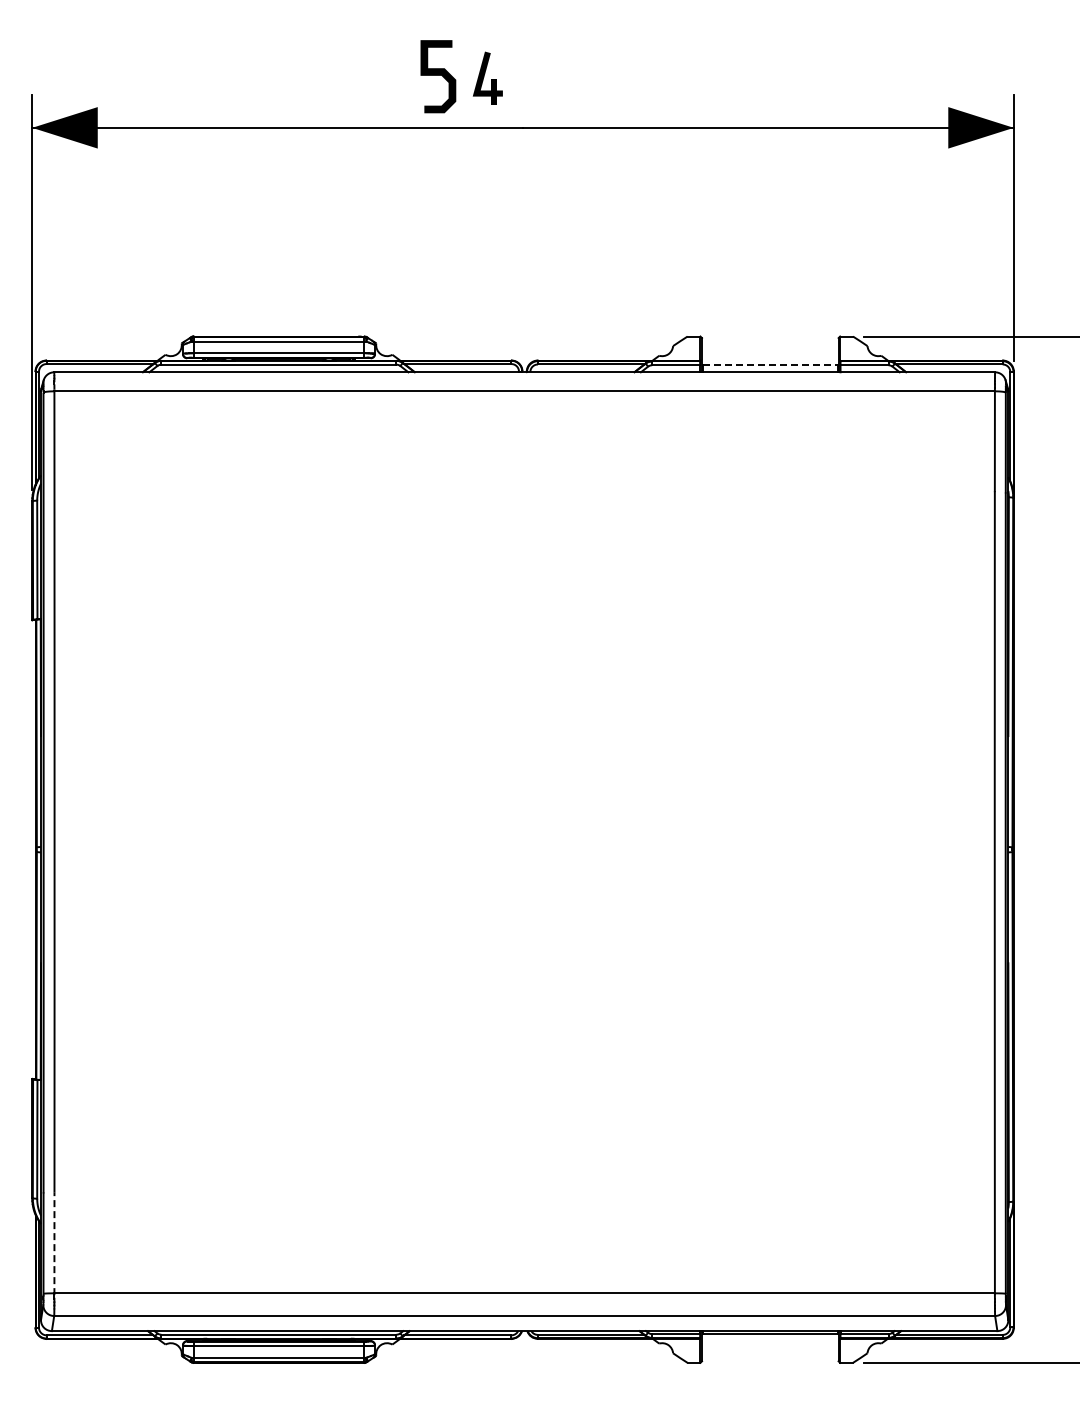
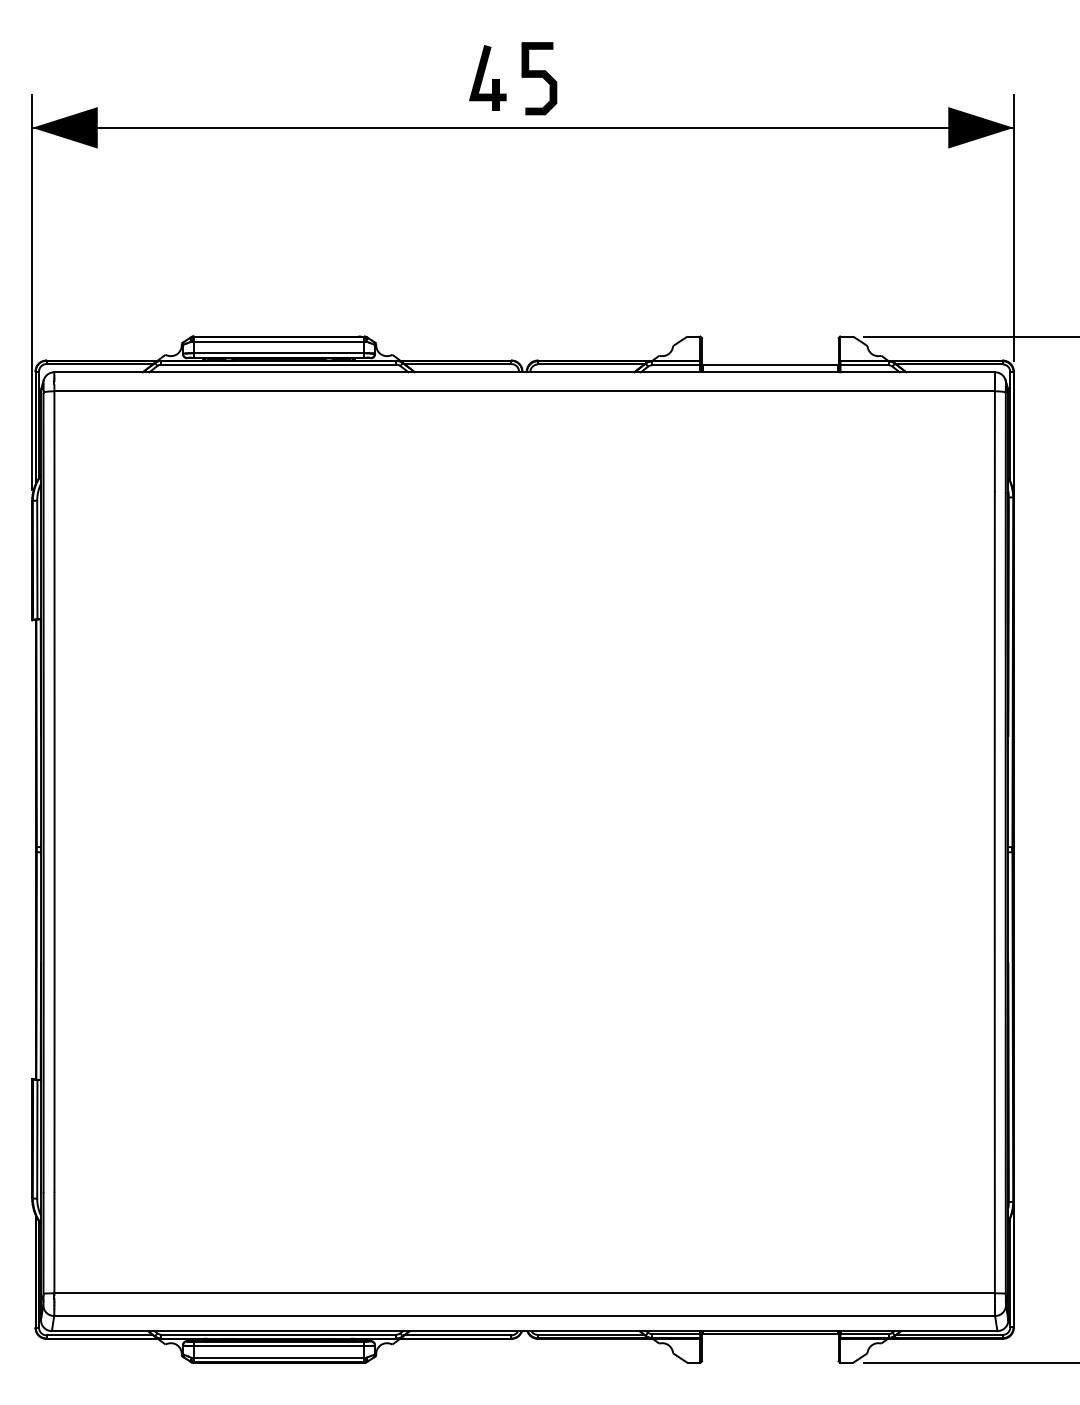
curve position: (438, 75) -> (539, 77) (539, 77)
part size: 30x54 px -> 38x66 px (487, 77)
line: dashed -> solid (770, 364)
line: dashed -> solid (54, 1243)
